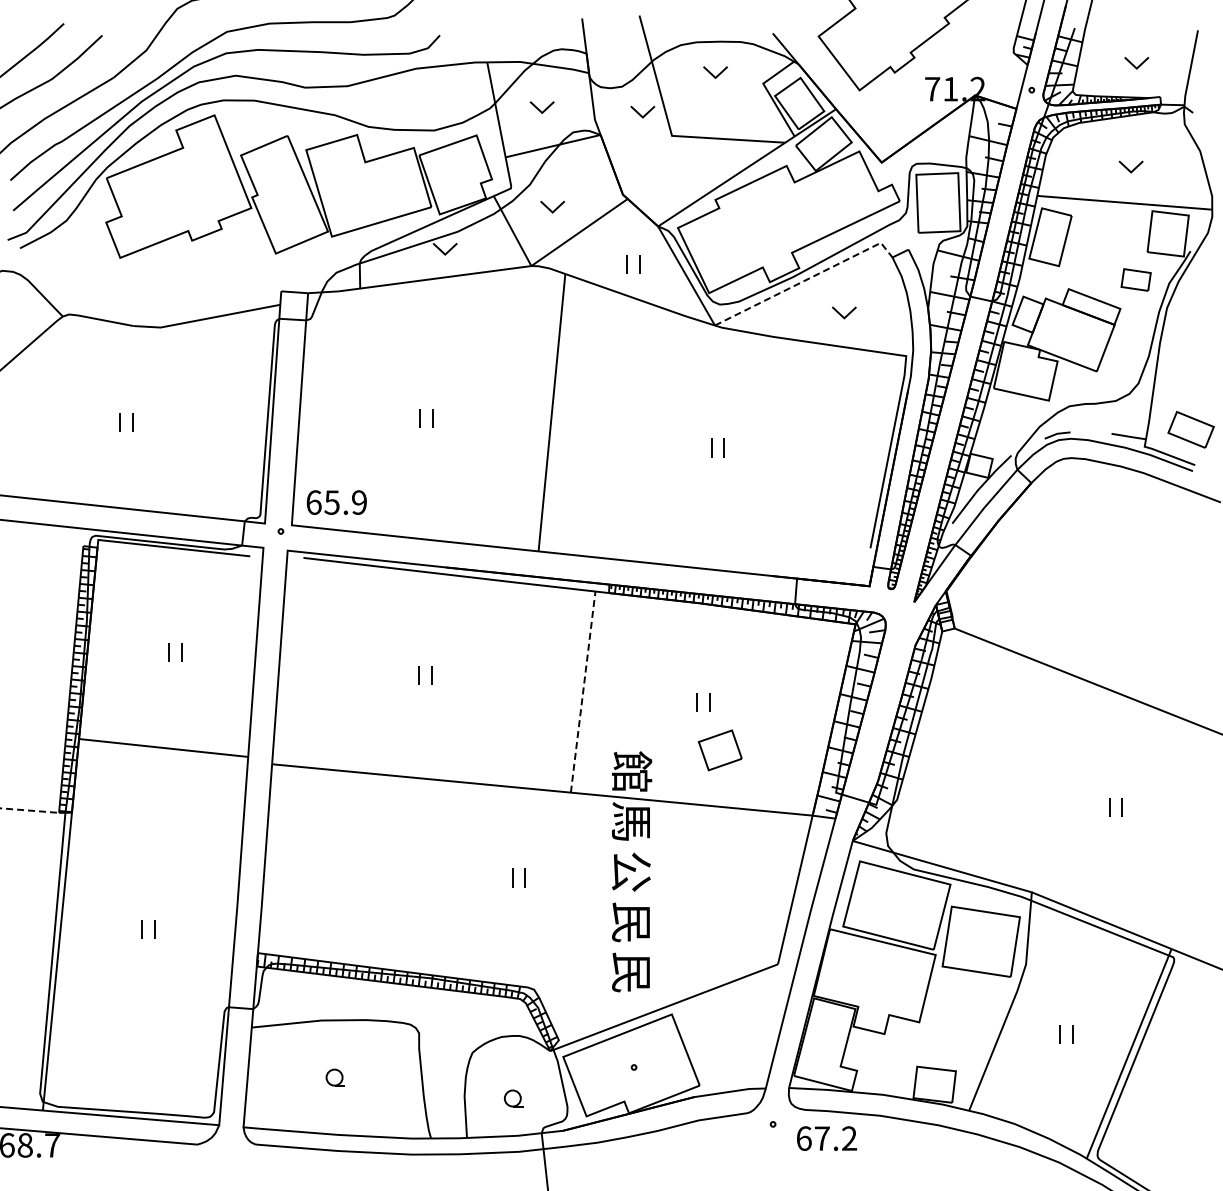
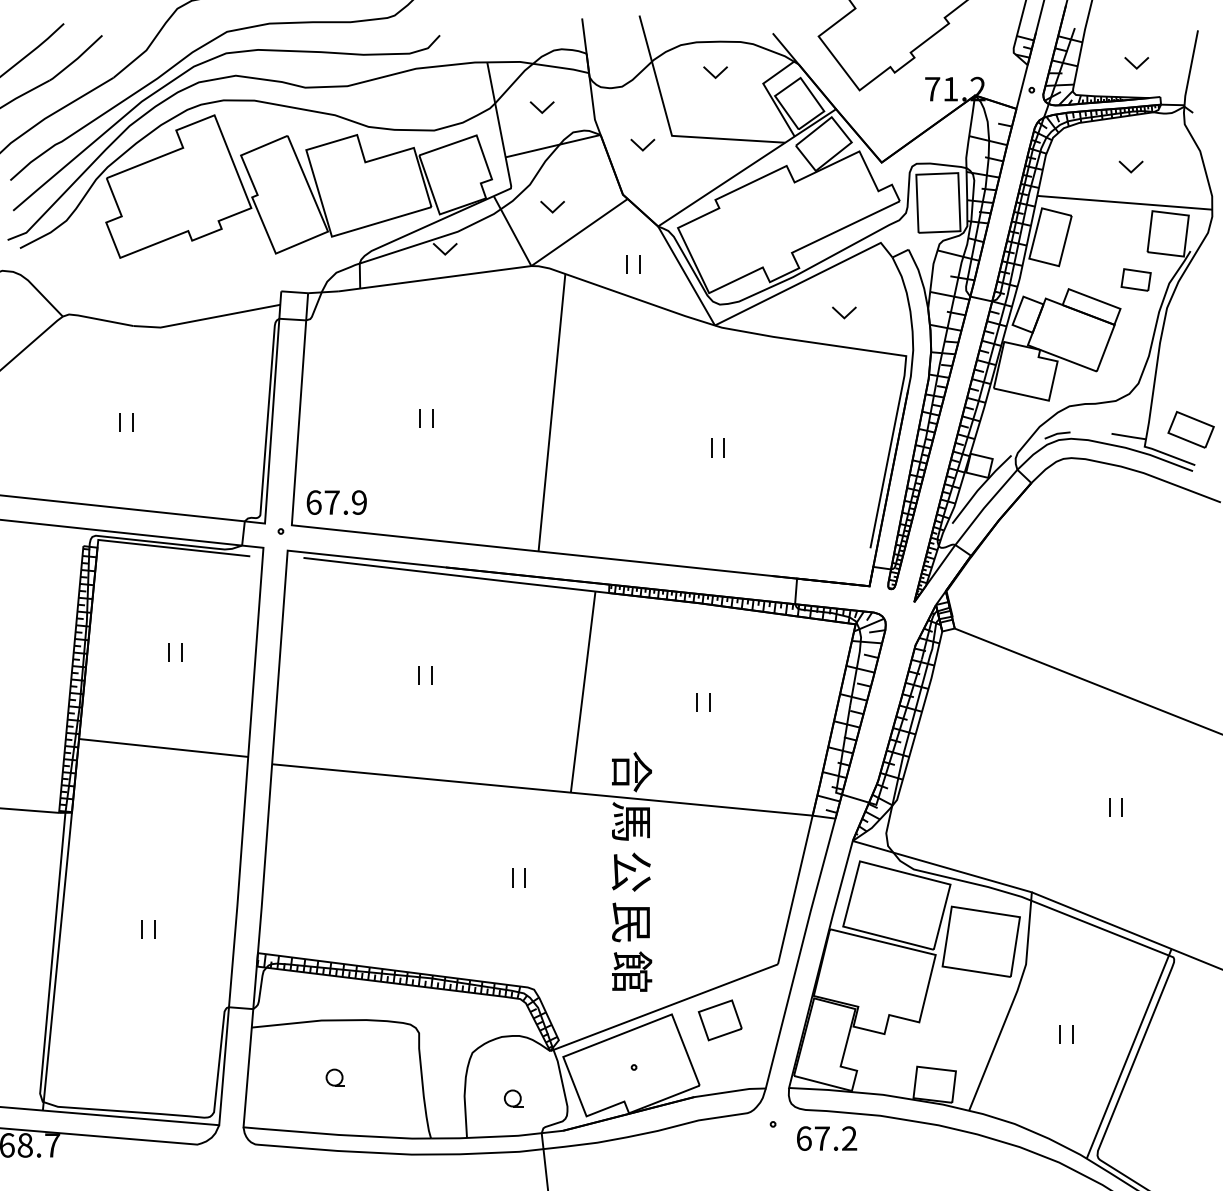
part position: (642, 111) -> (642, 144) (642, 144)
line: dashed -> solid (806, 279)
text: 65.9 -> 67.9 (331, 502)
line: dashed -> solid (583, 691)
part position: (719, 750) -> (719, 1020) (719, 1020)
text: 館 -> 合 (632, 771)
line: dashed -> solid (30, 810)
text: 民 -> 館 (632, 971)
